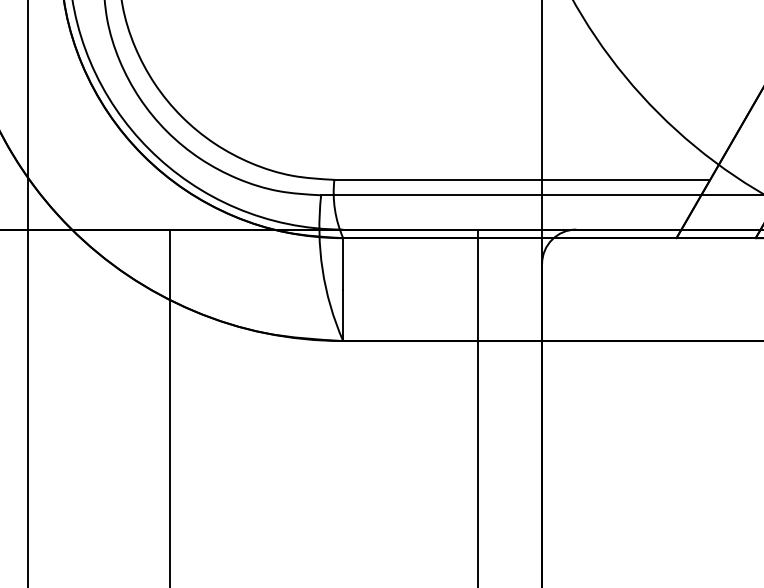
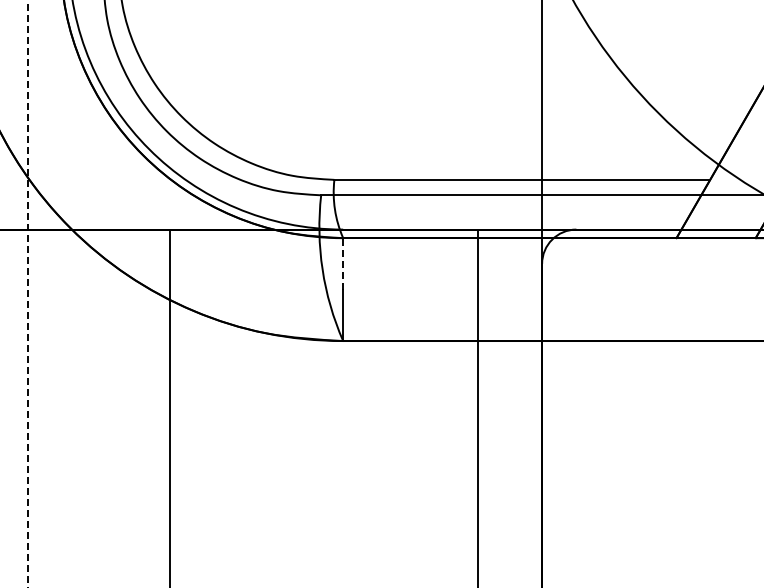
line: solid -> dashed (343, 263)
line: solid -> dashed (27, 294)
